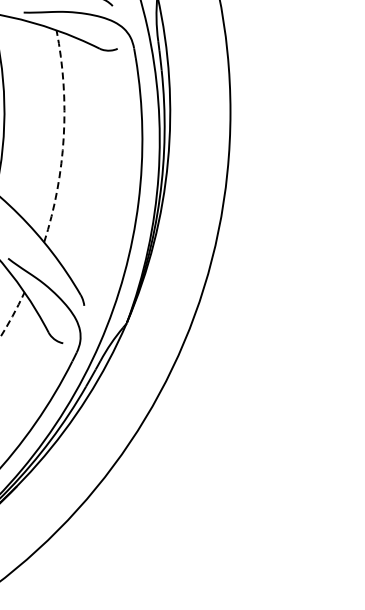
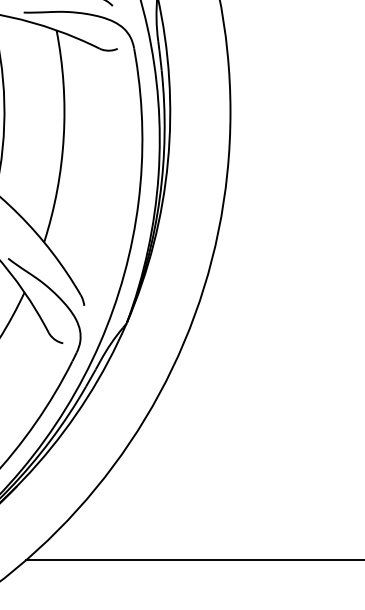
arc: dashed -> solid (63, 137)
arc: dashed -> solid (12, 315)
line: none -> present (193, 559)
